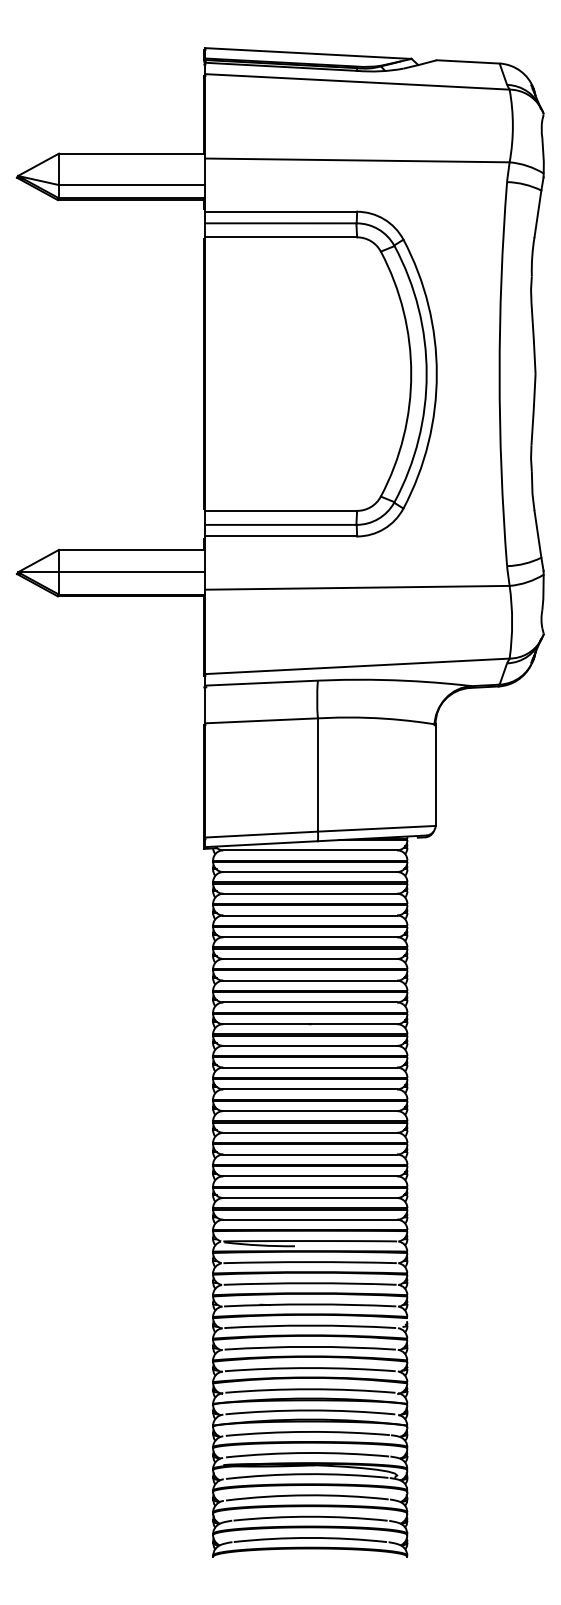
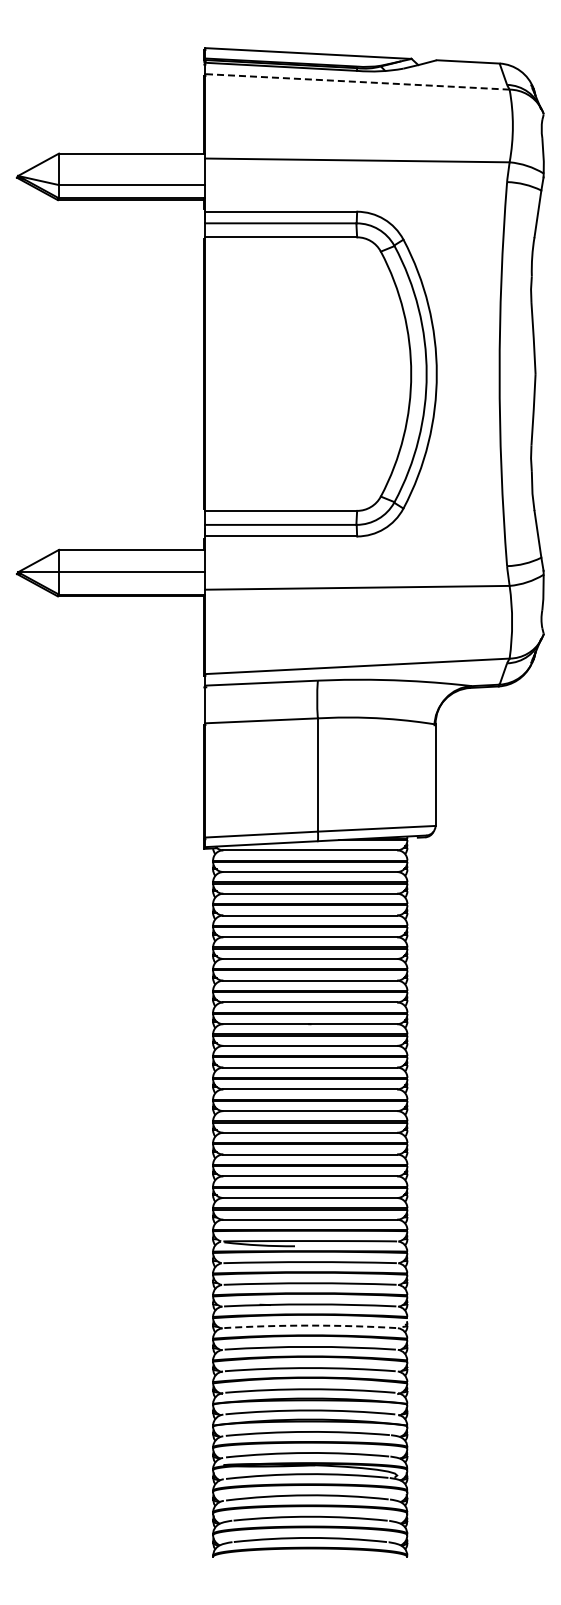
line: solid -> dashed (357, 81)
arc: solid -> dashed (310, 1325)
